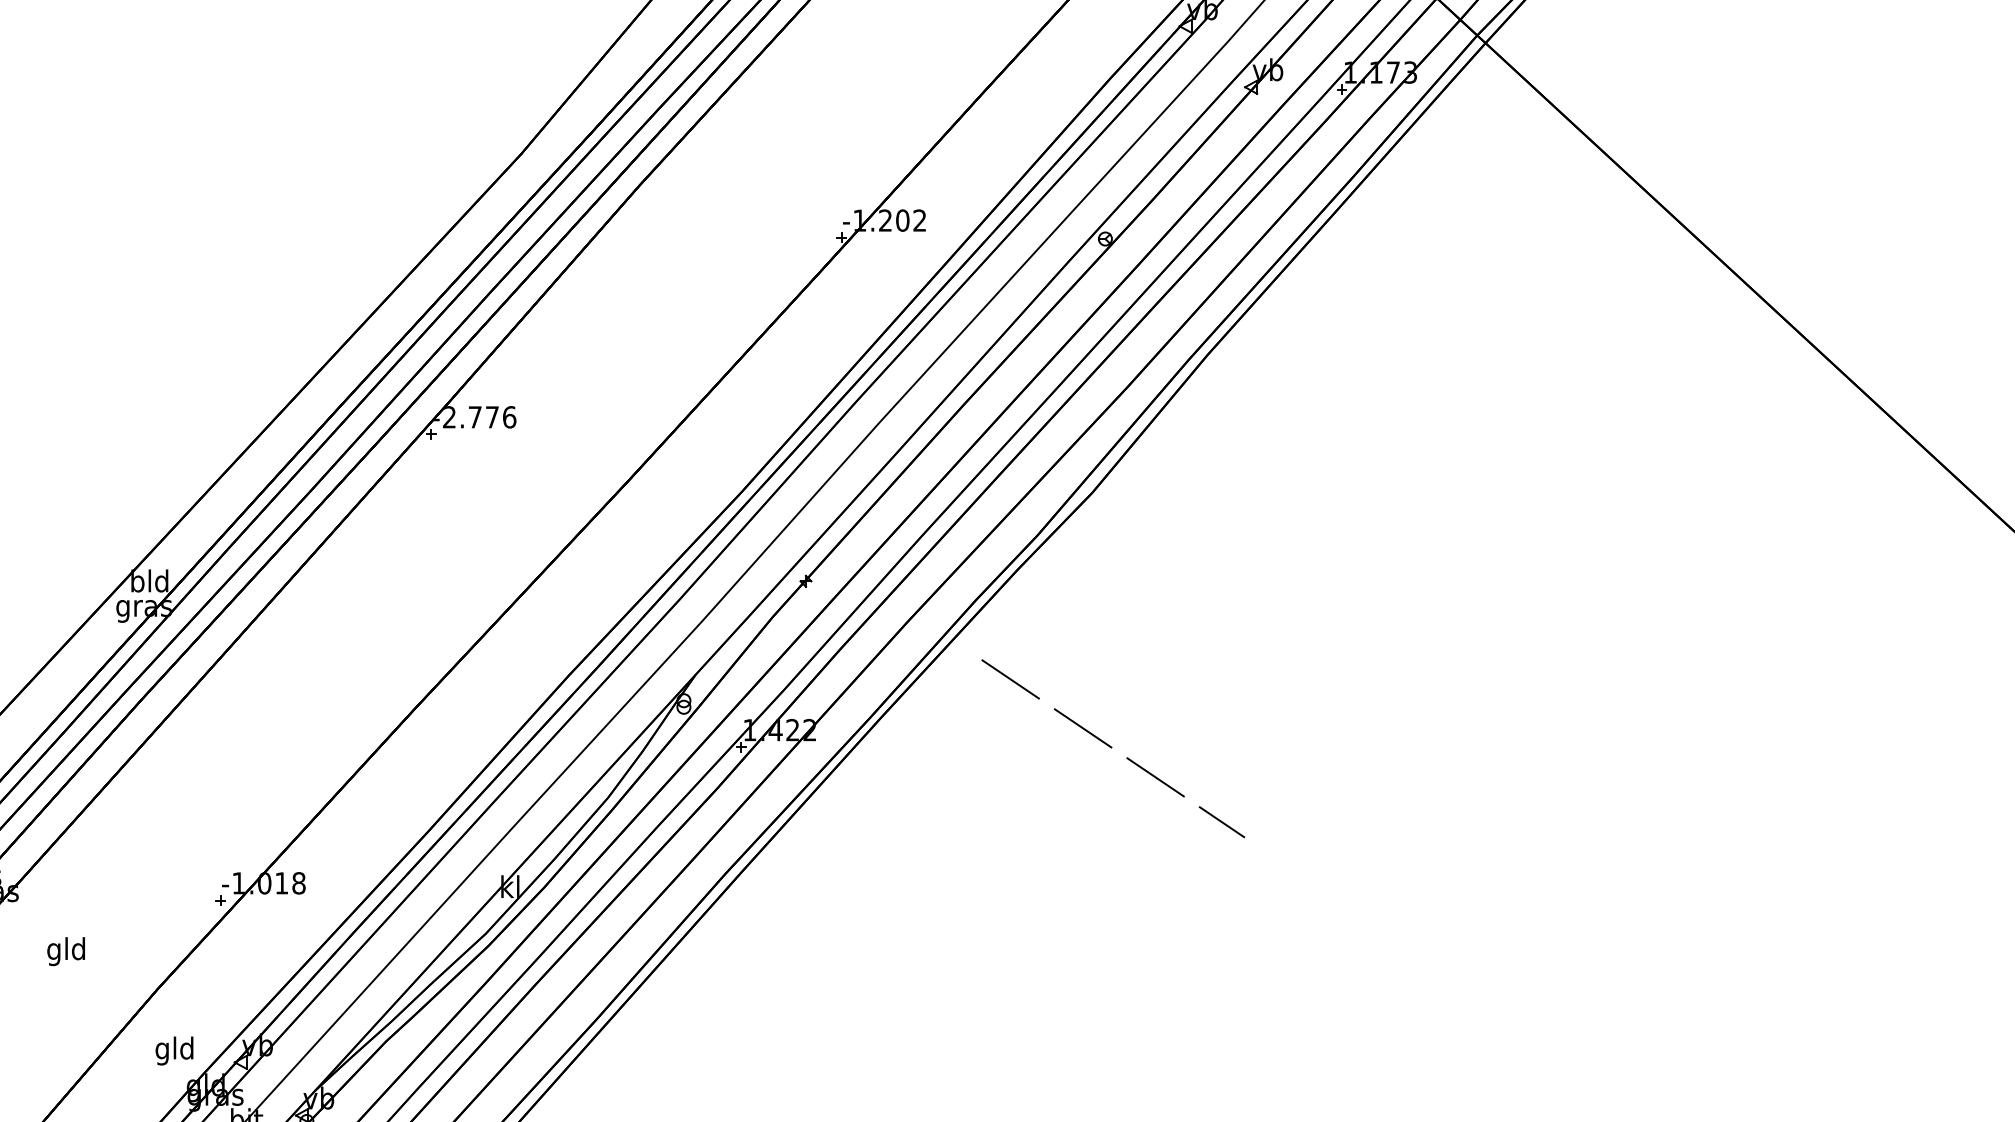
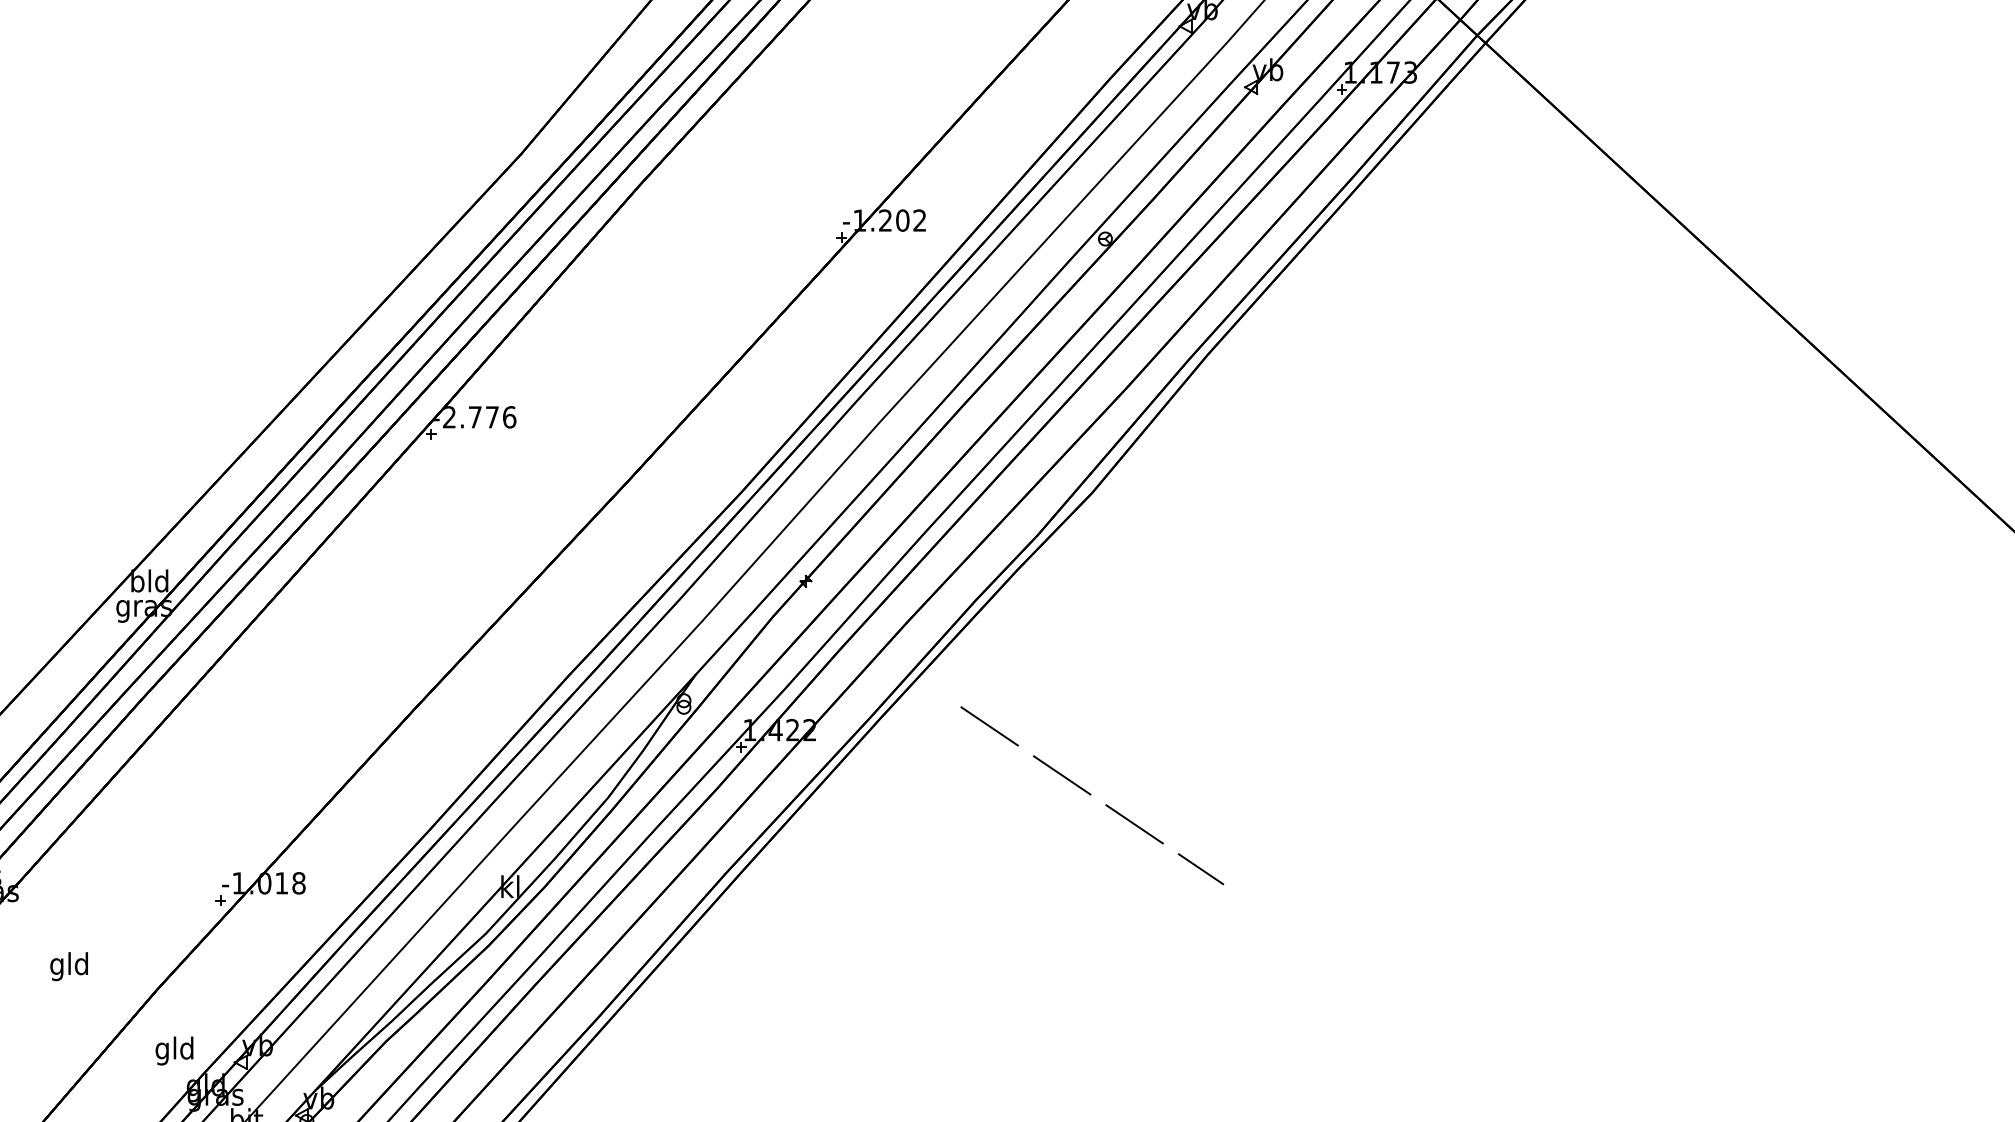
line position: (1112, 747) -> (1091, 794) (1091, 794)
text position: (65, 951) -> (68, 966) (68, 966)
